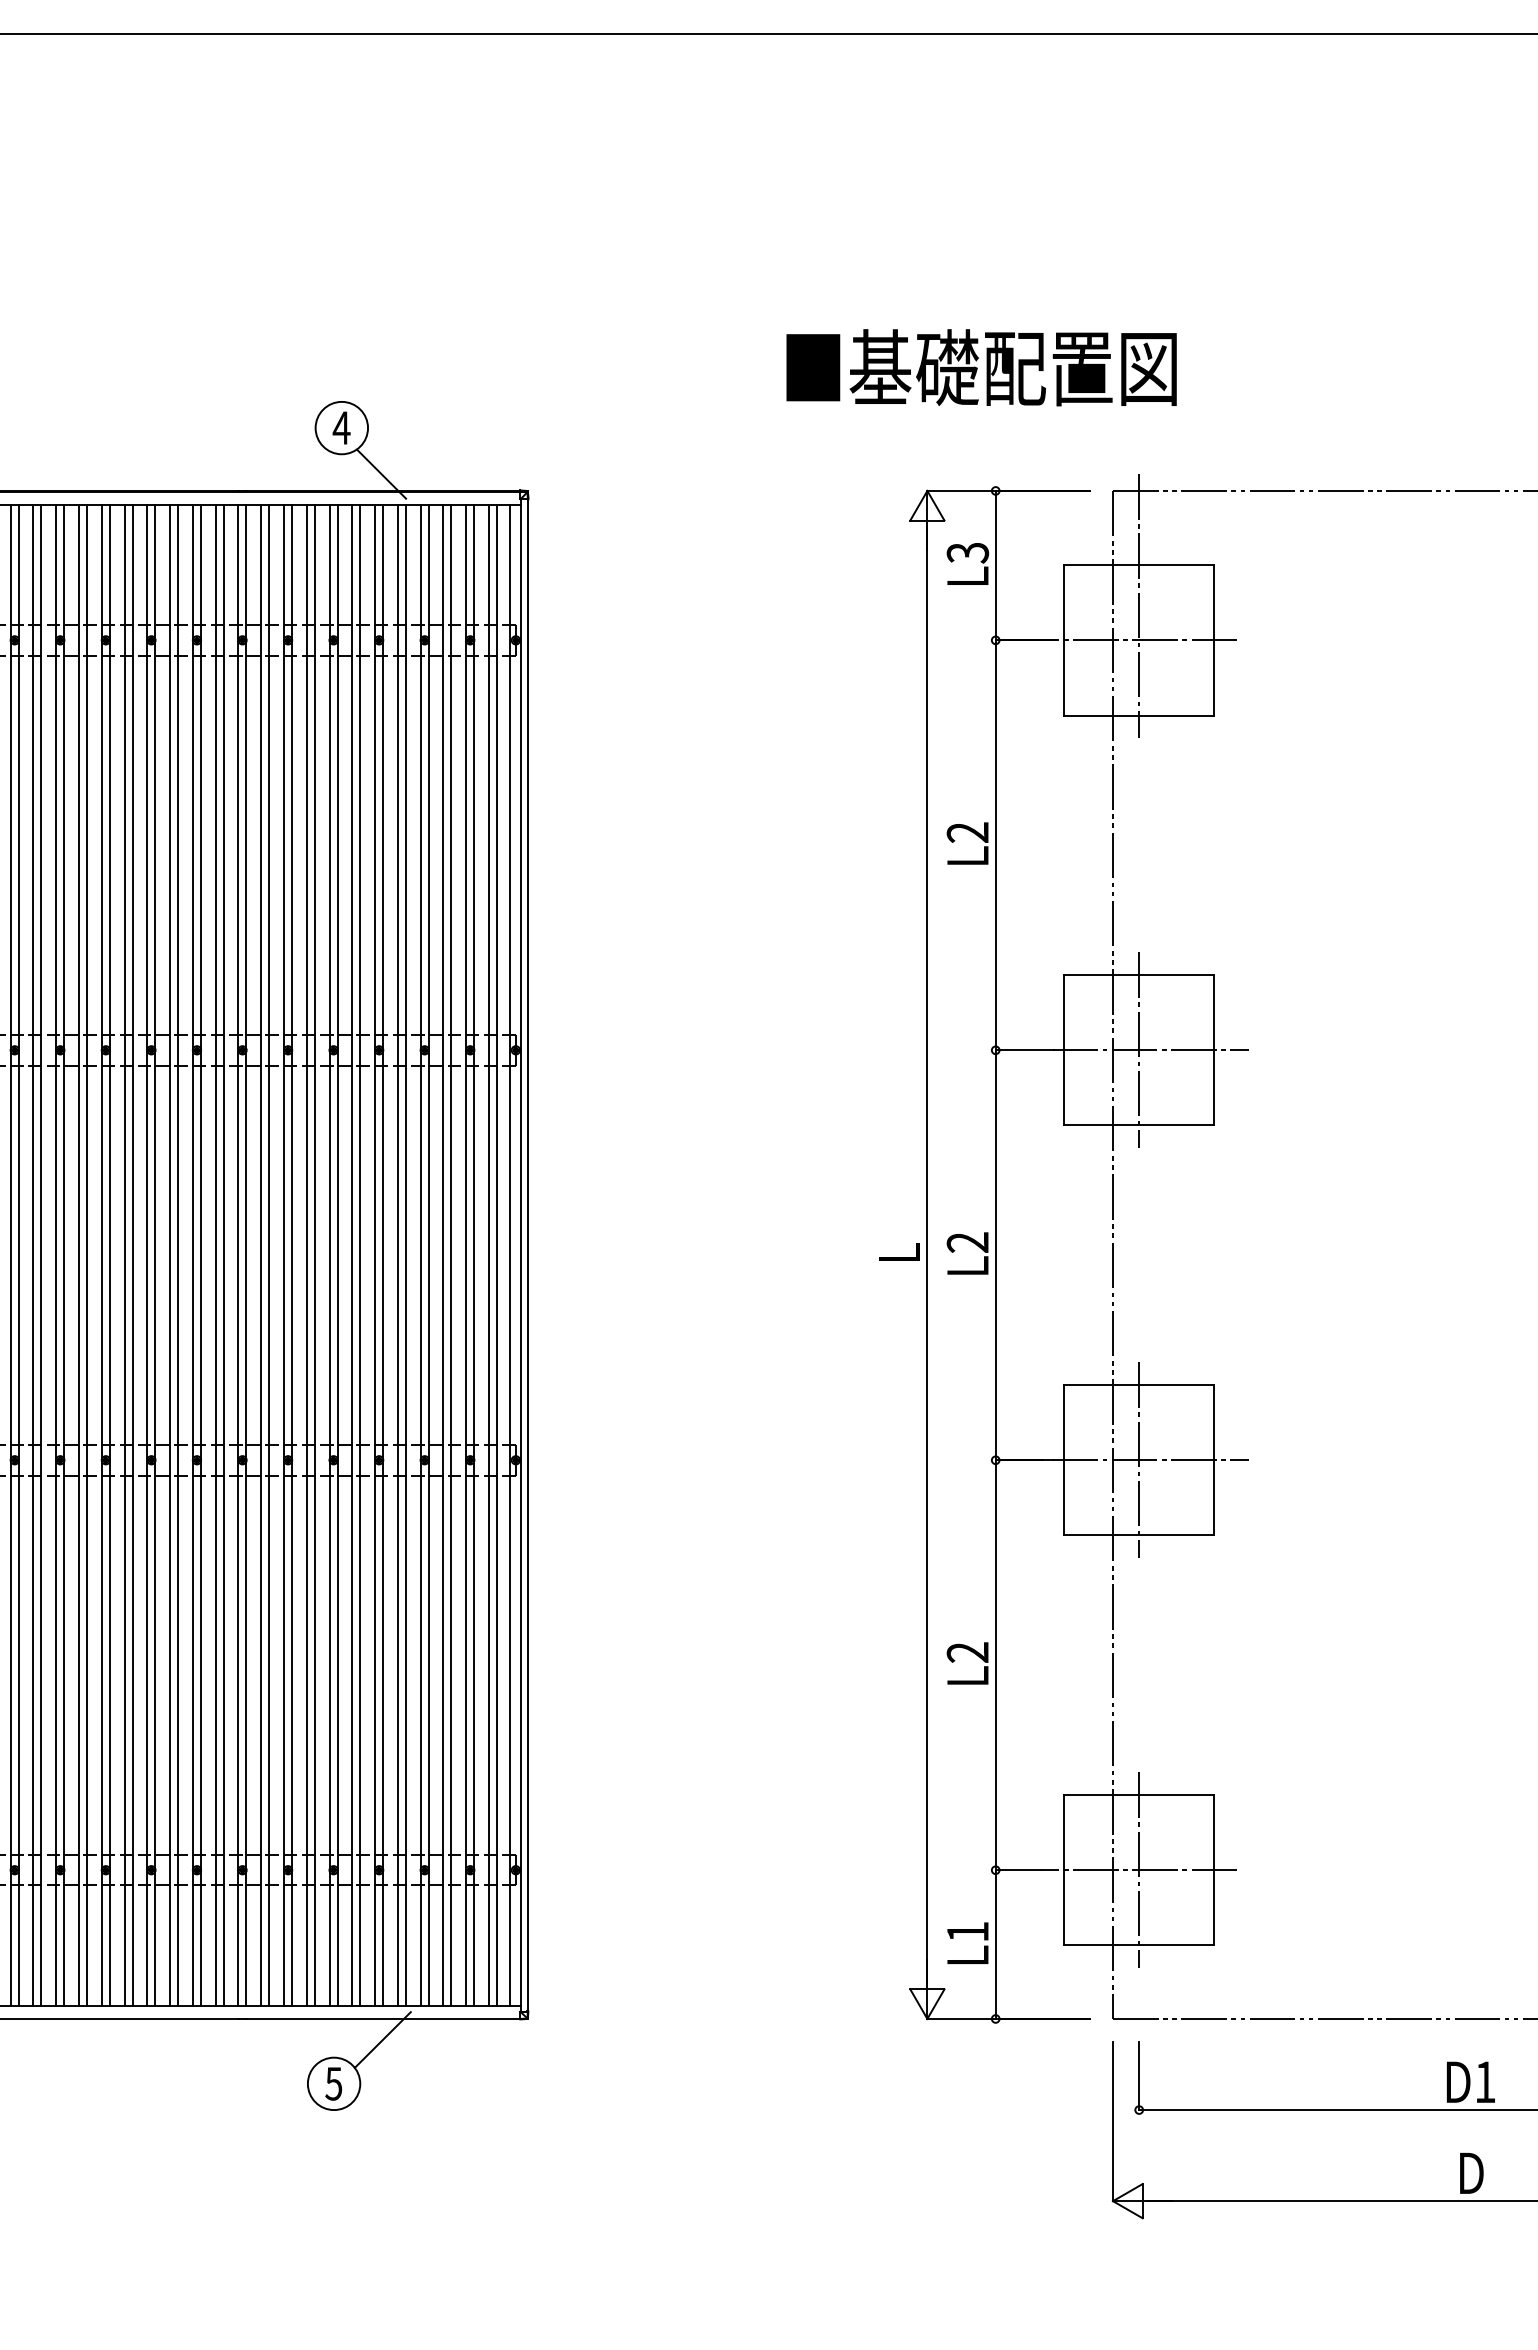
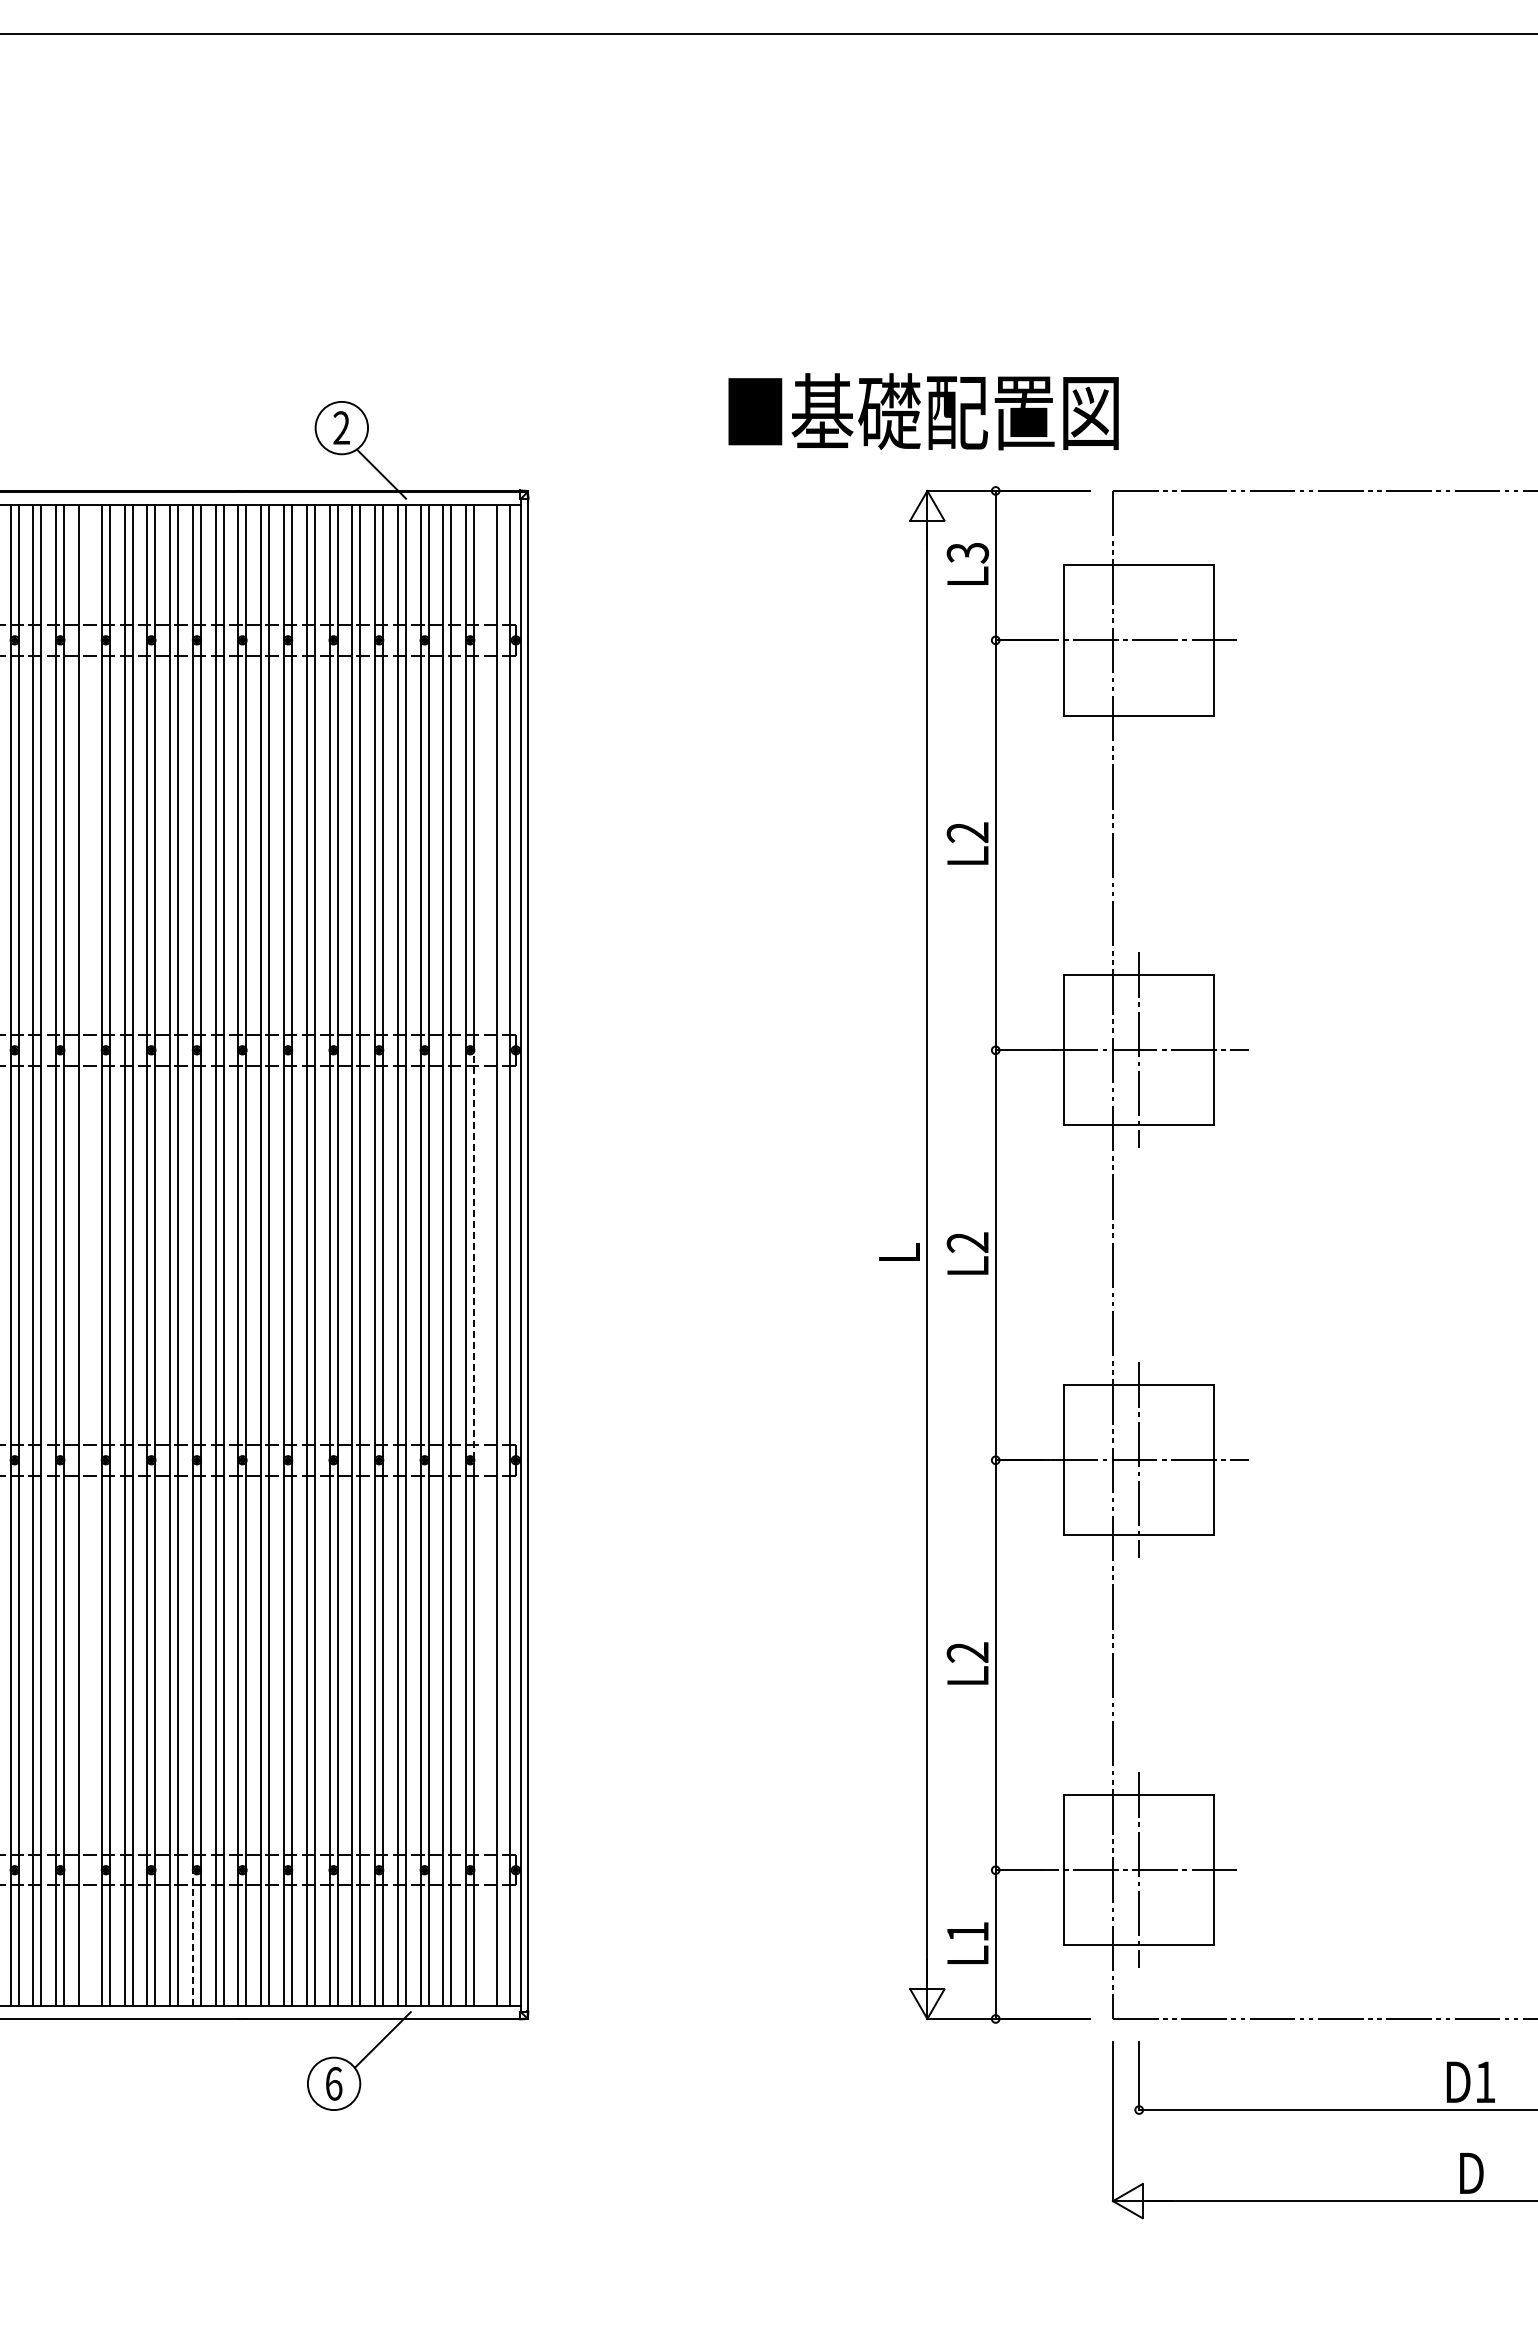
text position: (981, 367) -> (923, 411) (923, 411)
text: 4 -> 2 (341, 427)
line: present -> none (1139, 606)
line: present -> none (86, 1255)
line: solid -> dashed (474, 1255)
line: present -> none (488, 1255)
line: solid -> dashed (192, 1938)
text: 5 -> 6 (333, 2083)
